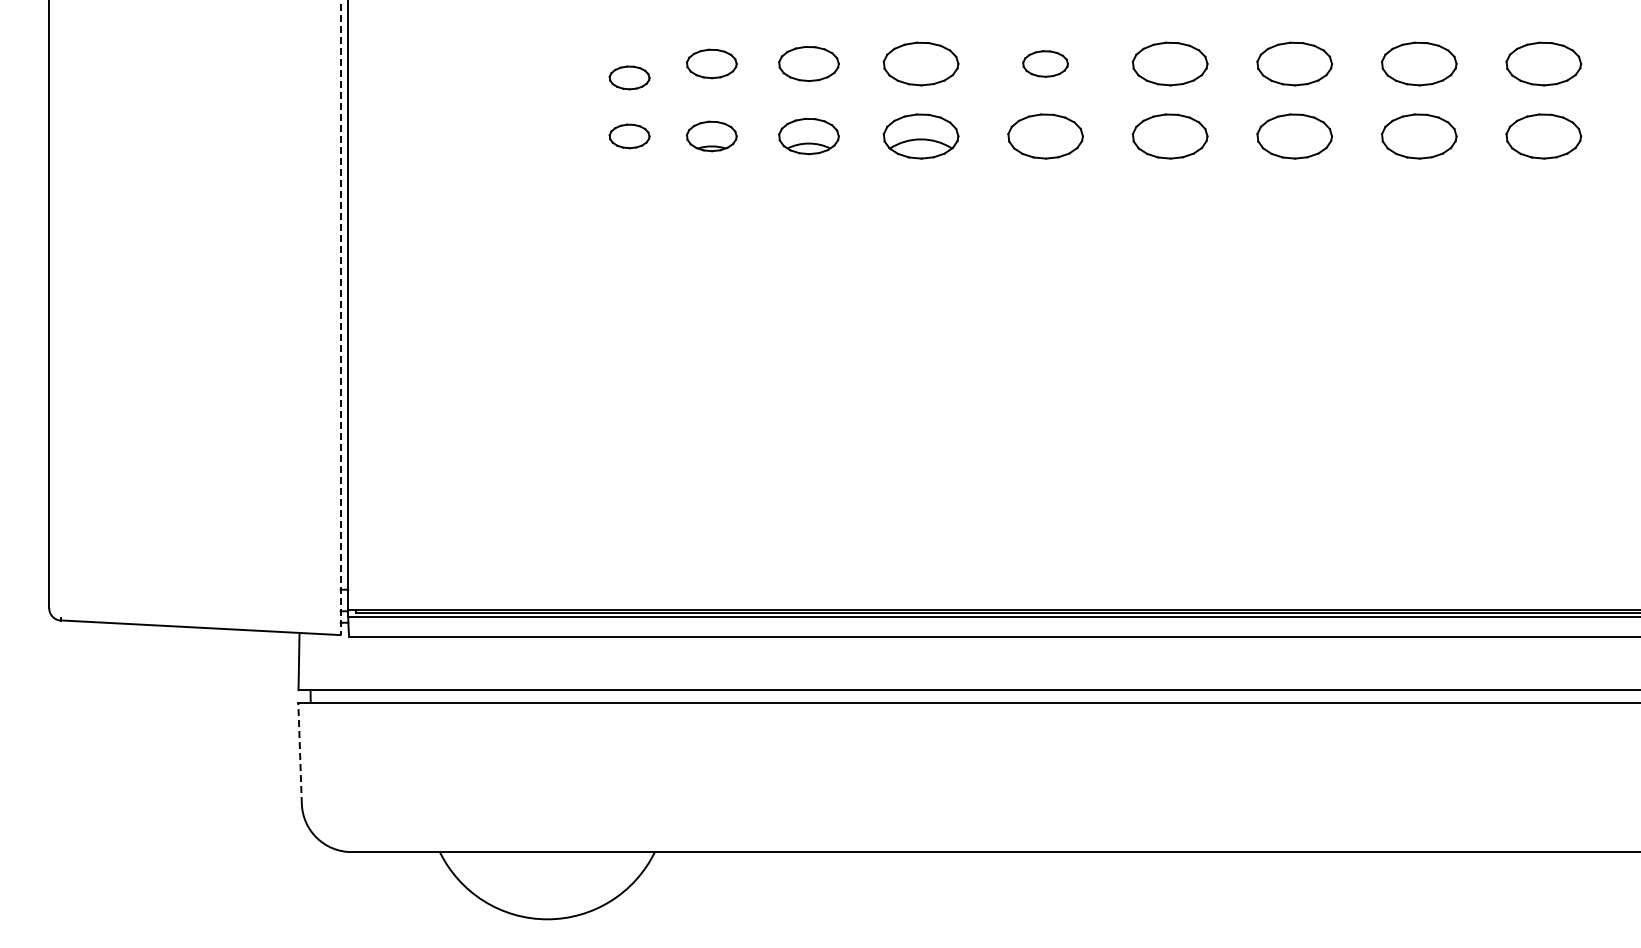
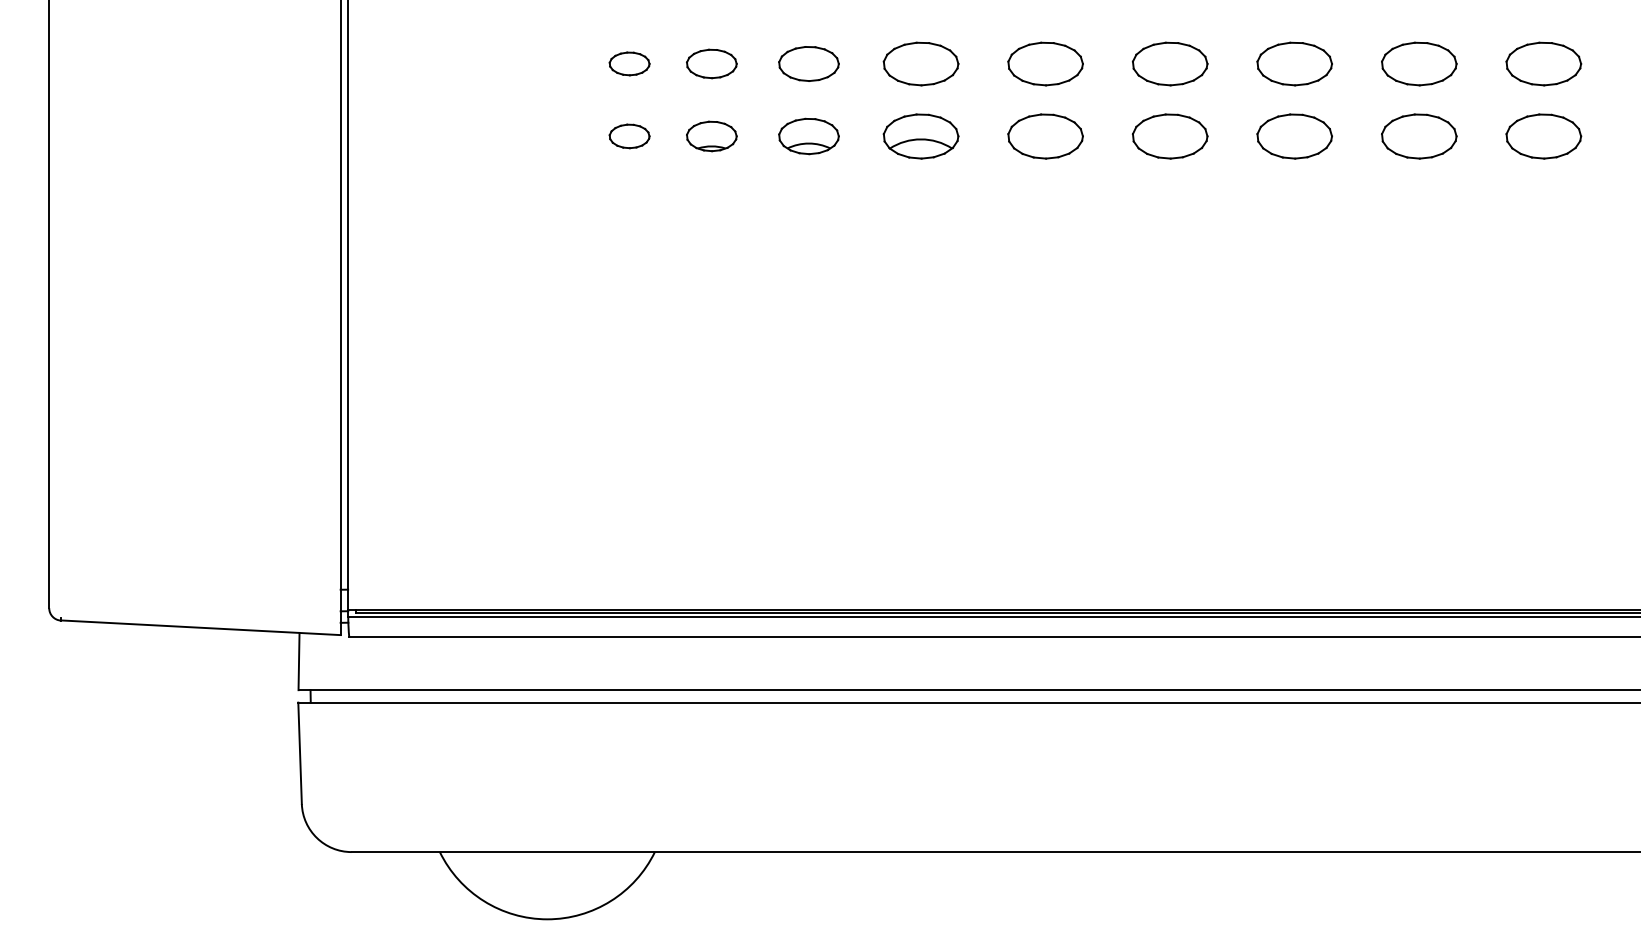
part size: 47x28 px -> 77x46 px (1045, 63)
part position: (629, 77) -> (629, 63) (629, 63)
line: dashed -> solid (340, 318)
line: dashed -> solid (300, 753)
